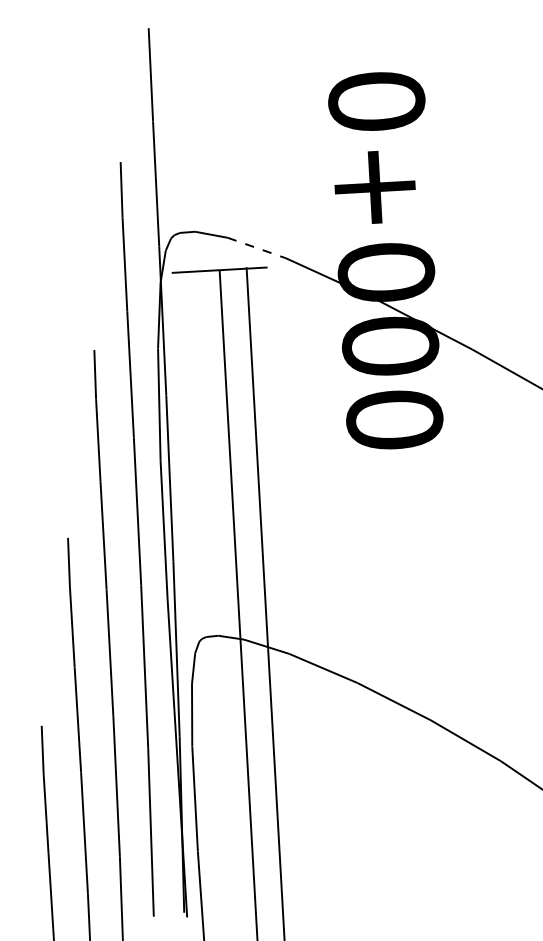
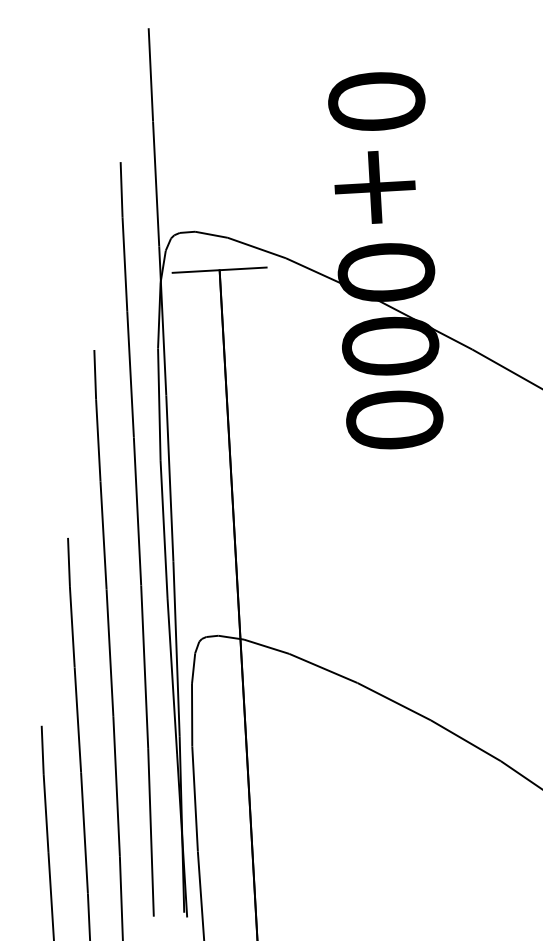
line: dashed -> solid (256, 248)
line position: (265, 602) -> (238, 603) (238, 603)
